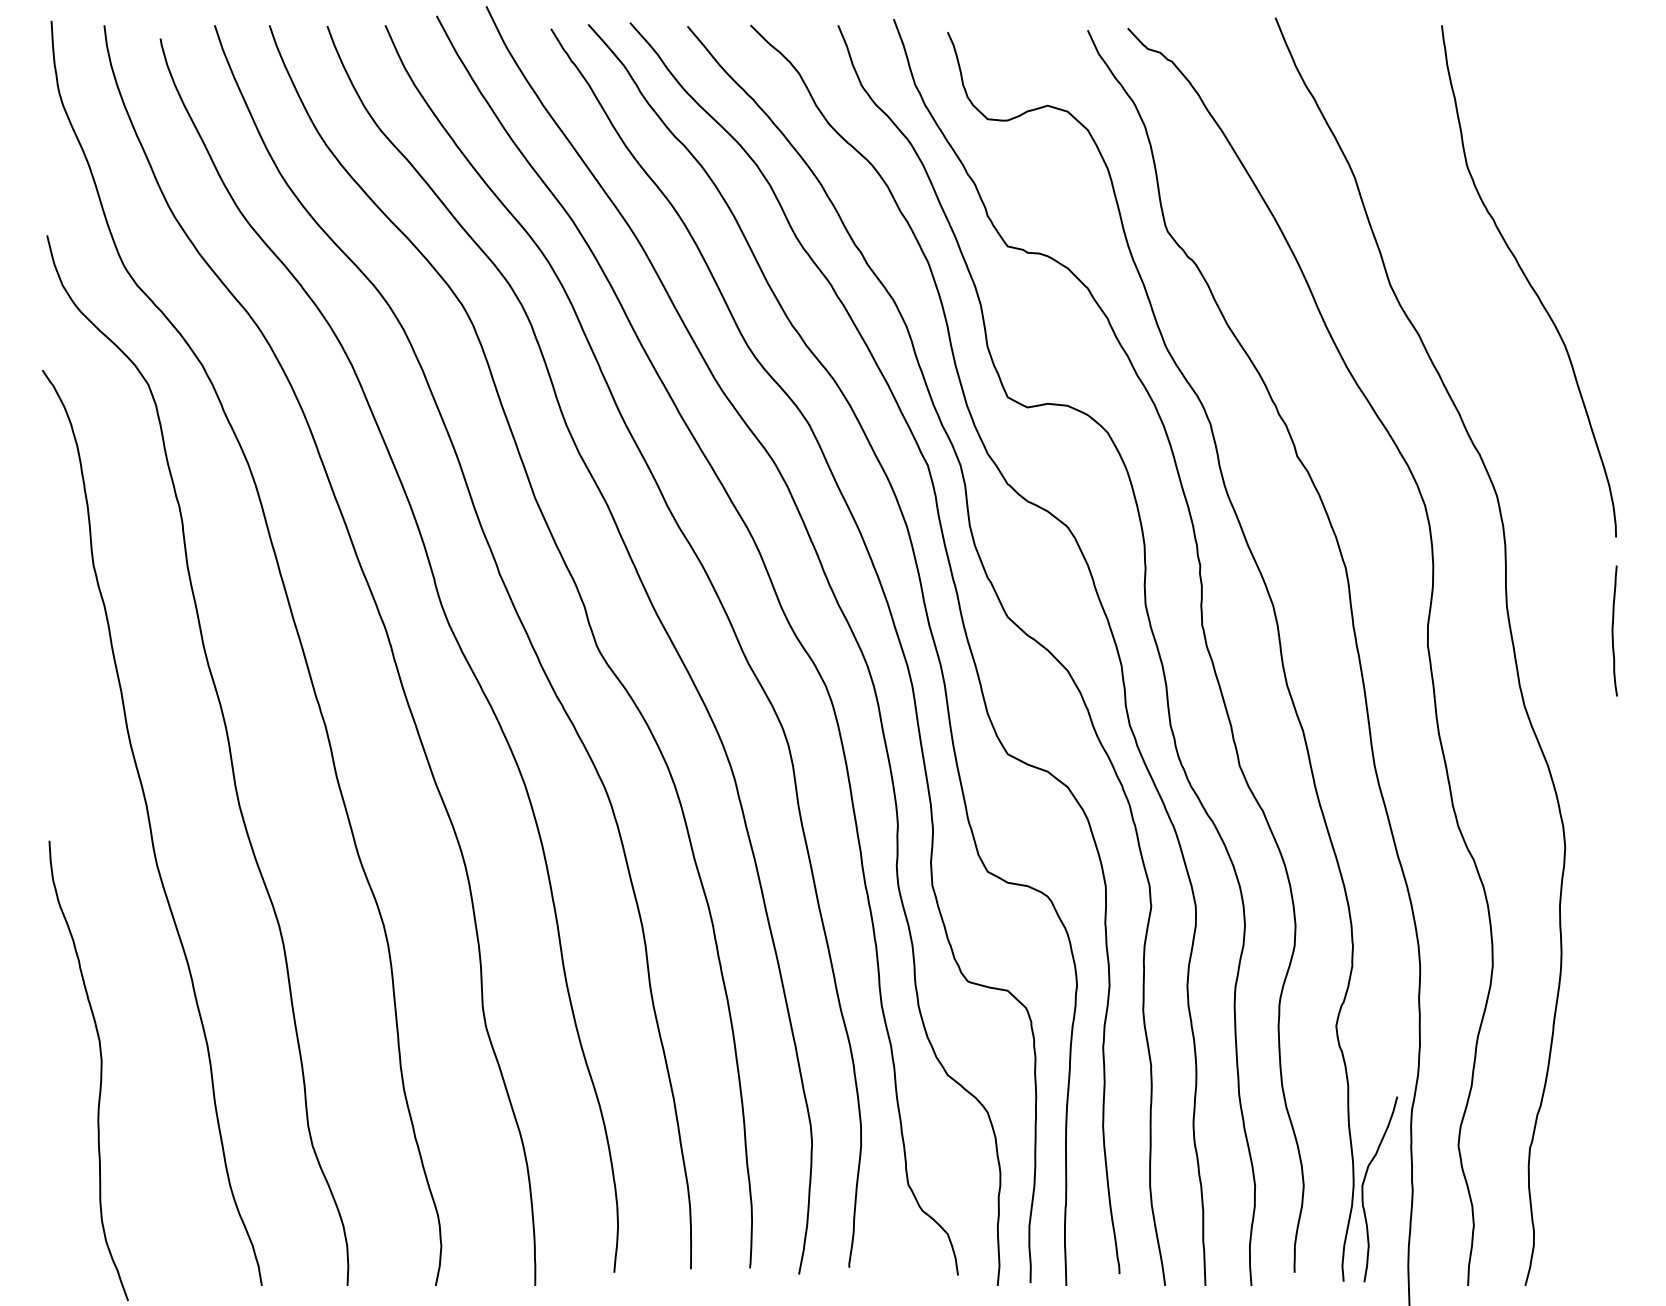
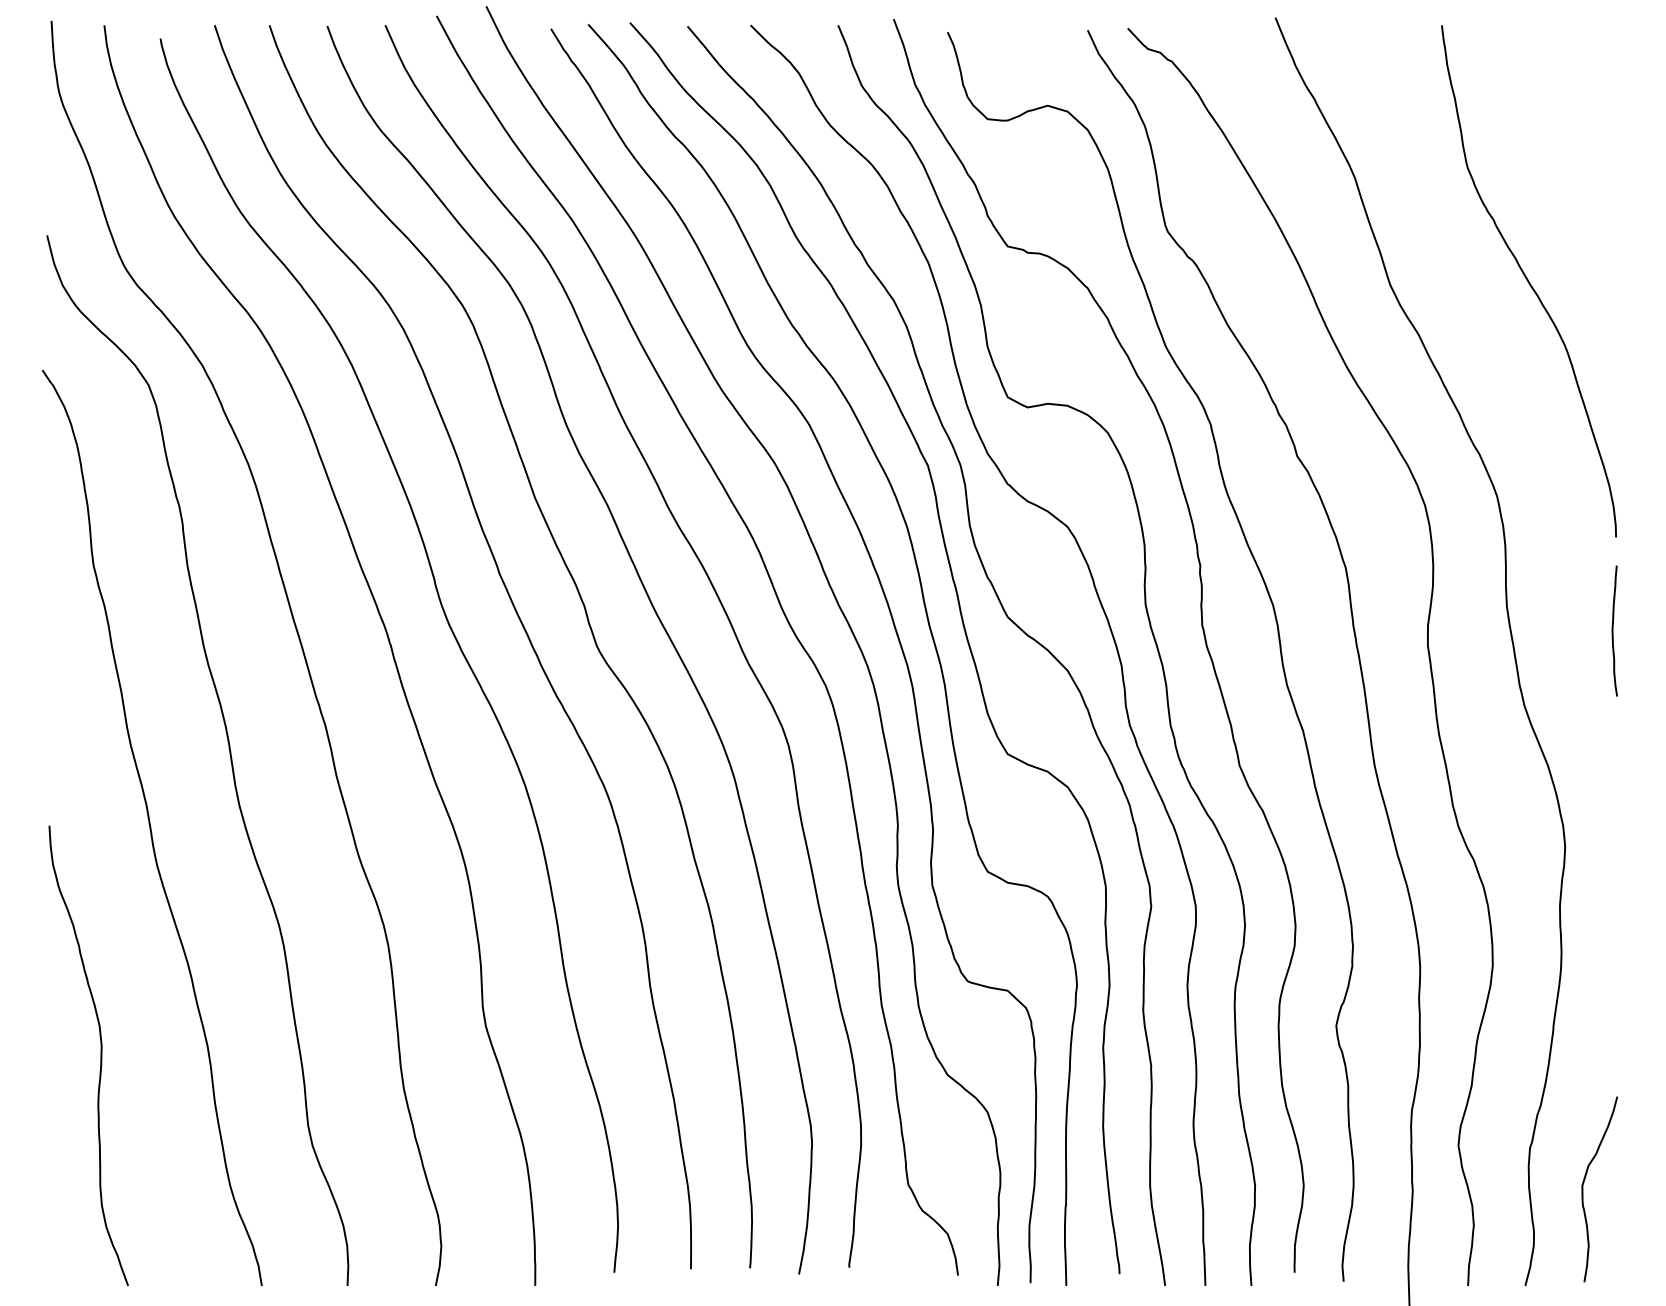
curve position: (100, 1070) -> (100, 1055) (100, 1055)
curve position: (1363, 1189) -> (1583, 1189) (1583, 1189)
